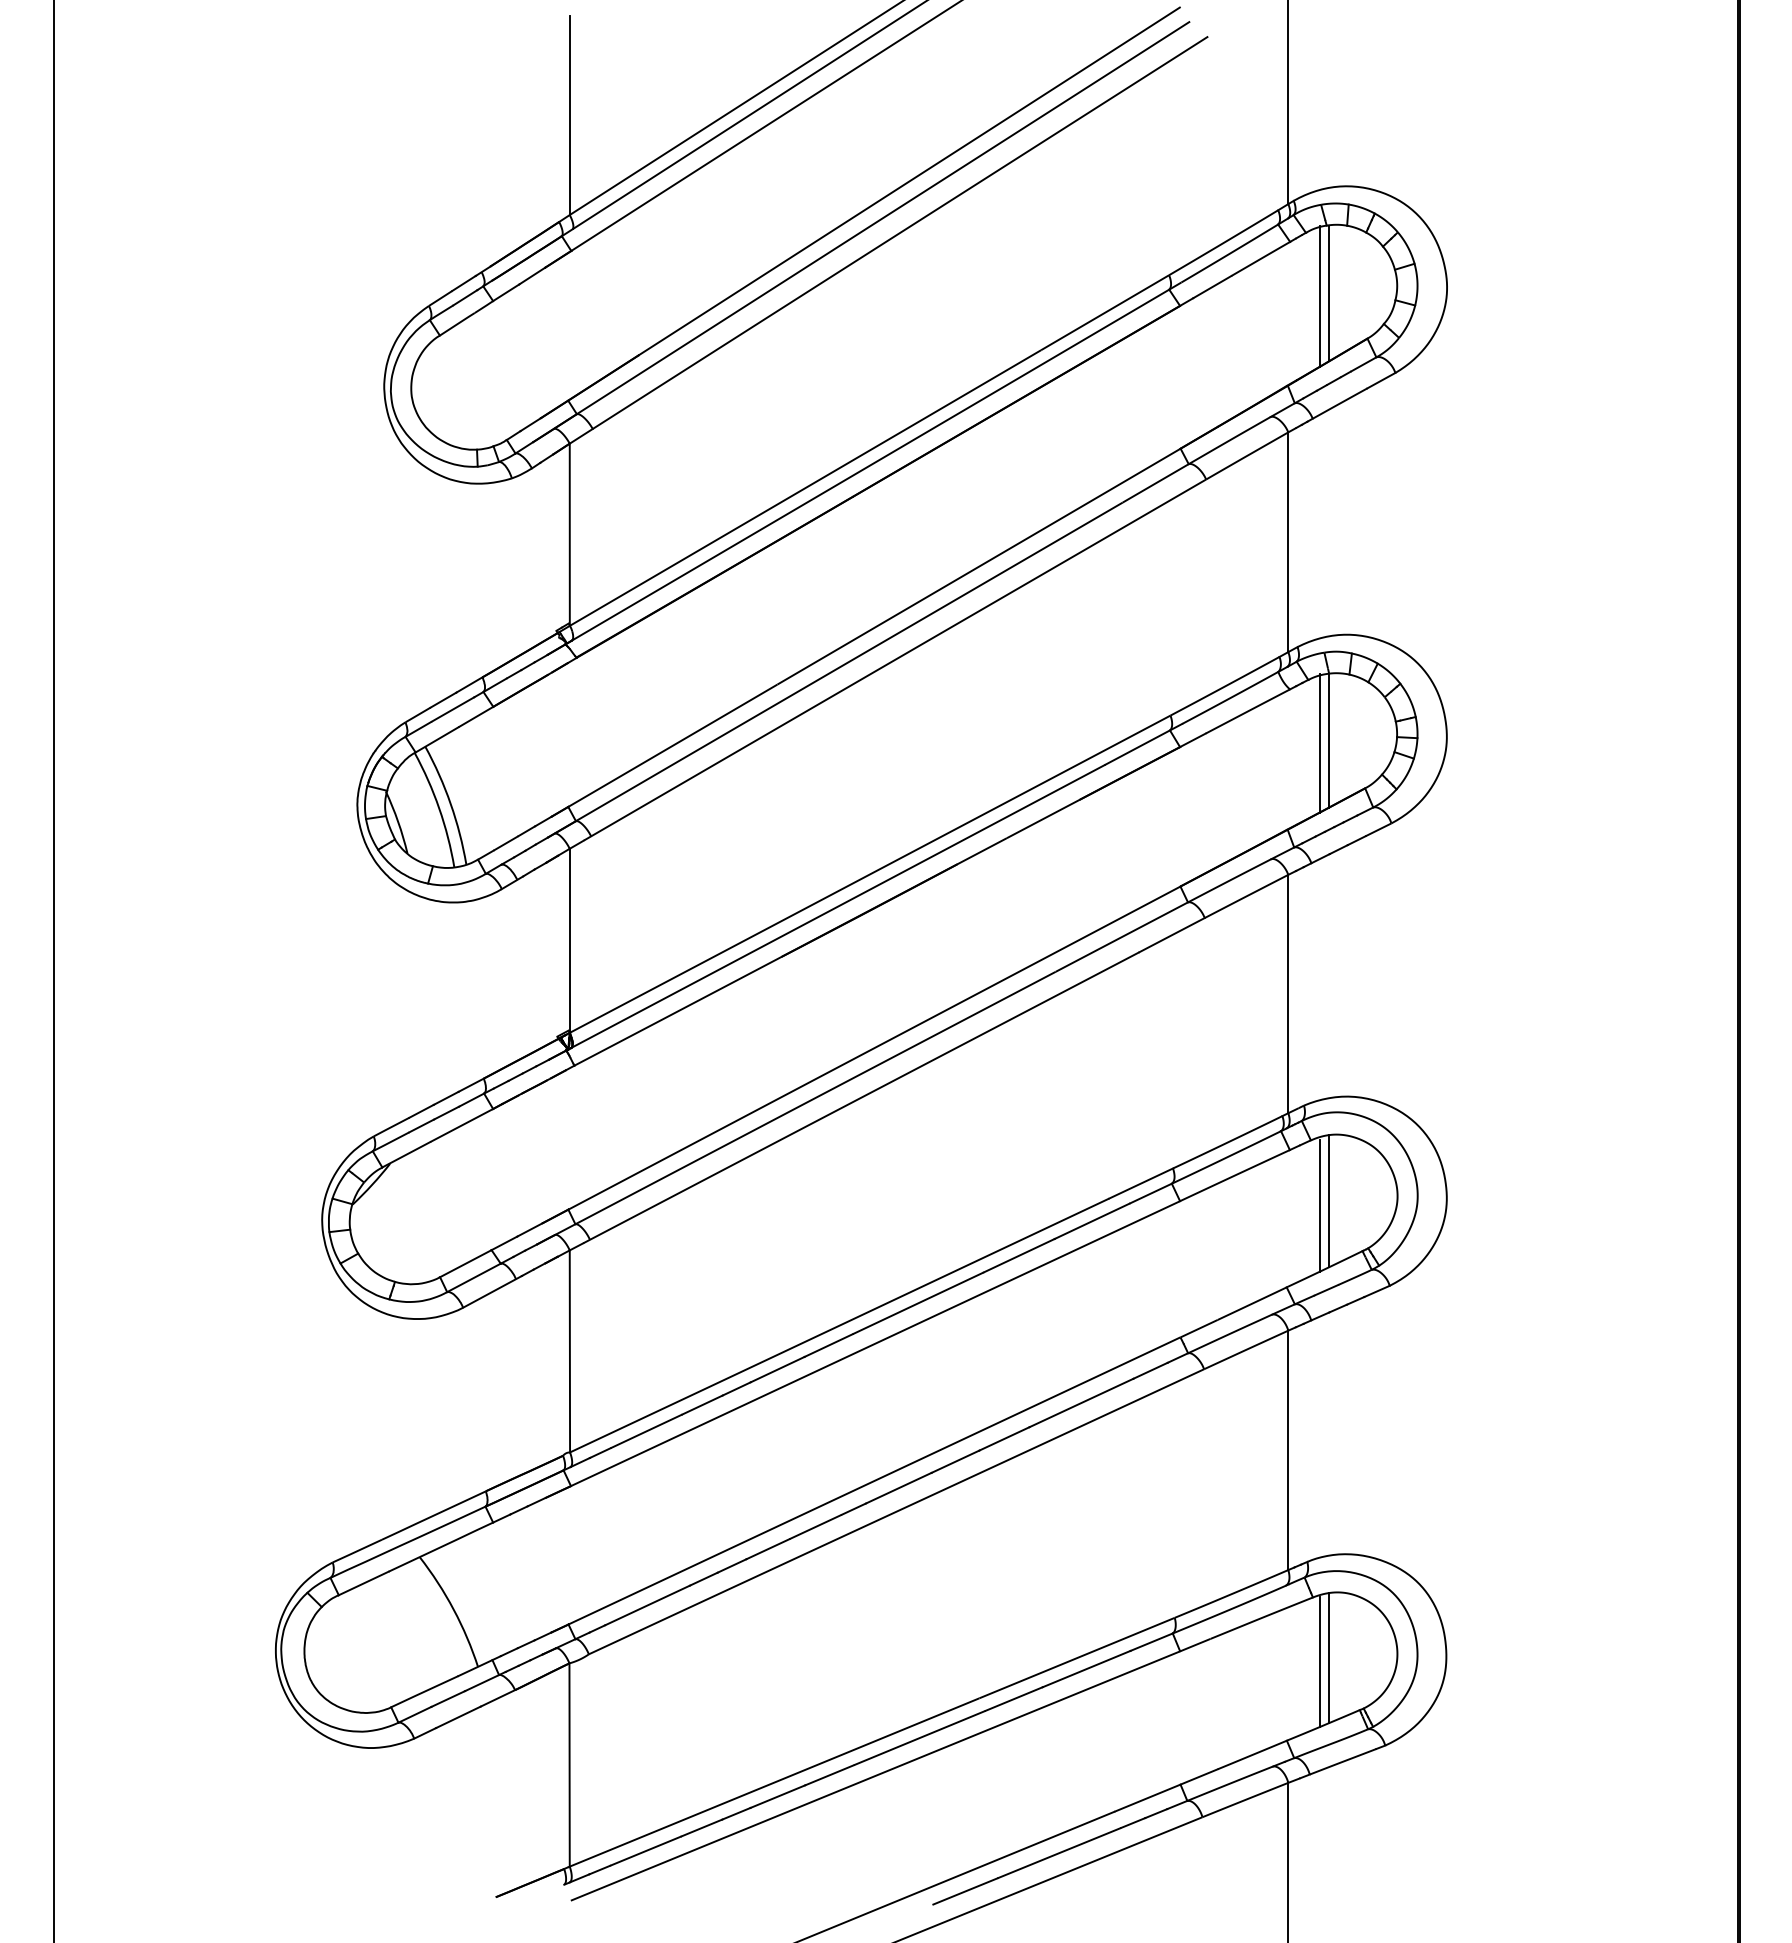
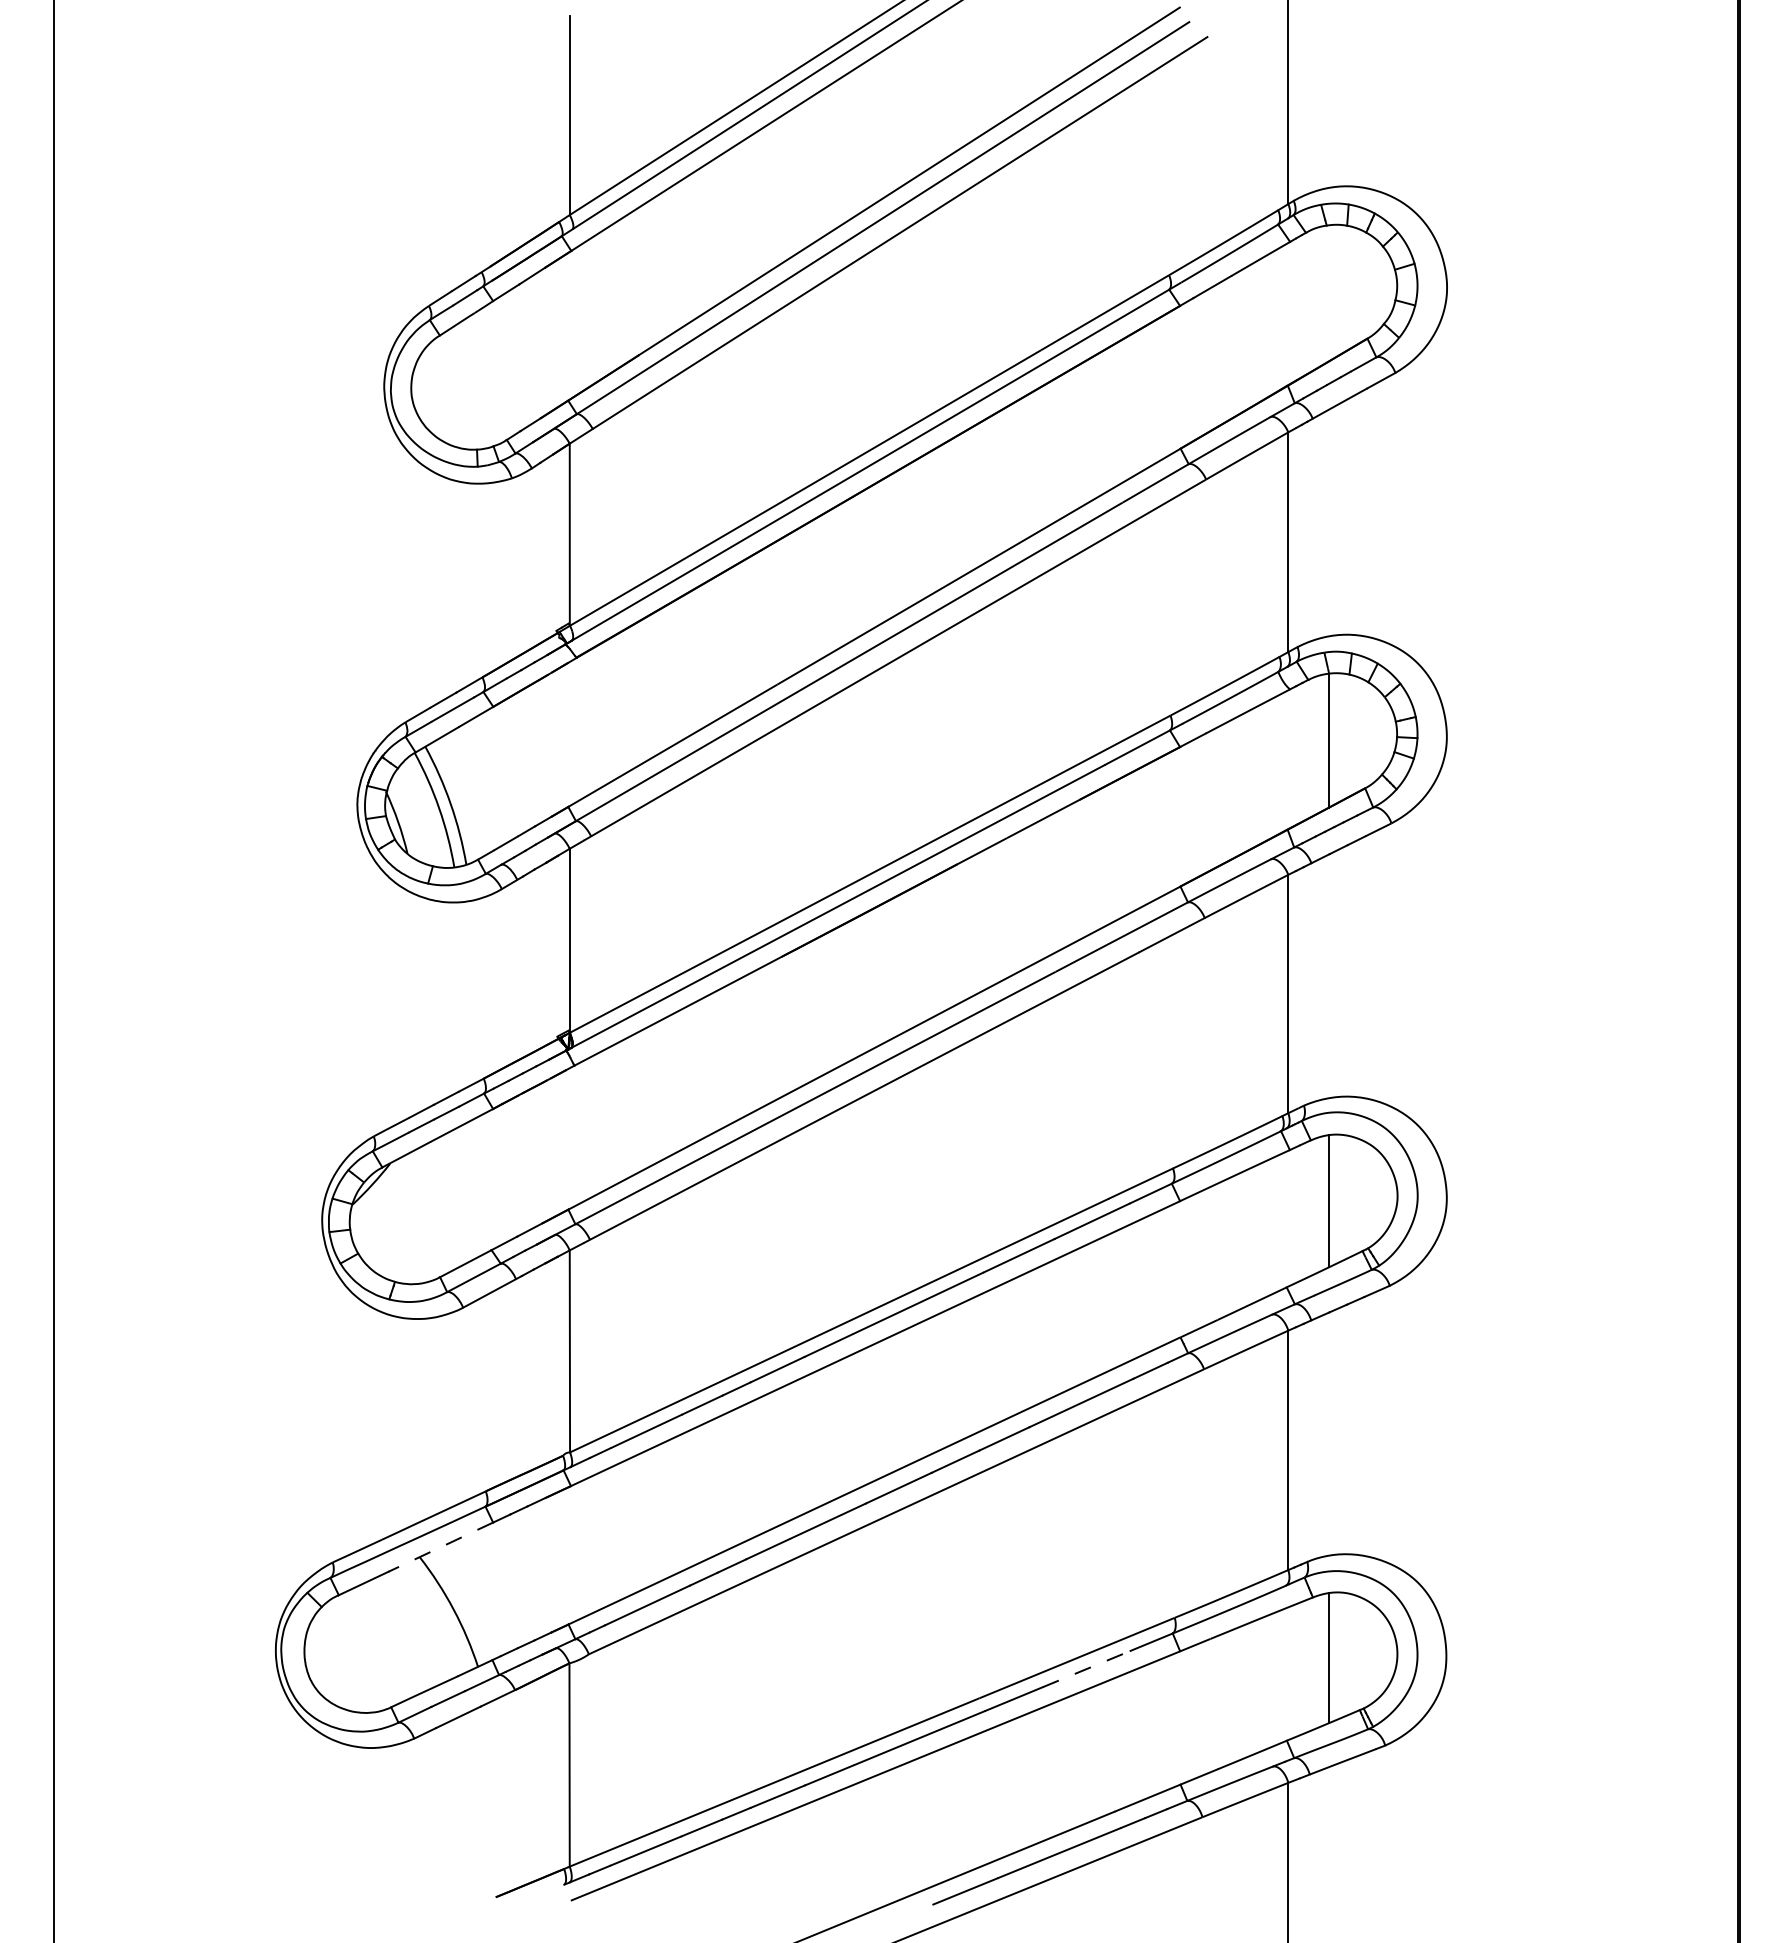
line: present -> none (1329, 293)
line: present -> none (1319, 295)
line: present -> none (1319, 742)
line: present -> none (1319, 1205)
line: solid -> dashed (441, 1546)
line: present -> none (1319, 1662)
line: solid -> dashed (1086, 1669)
